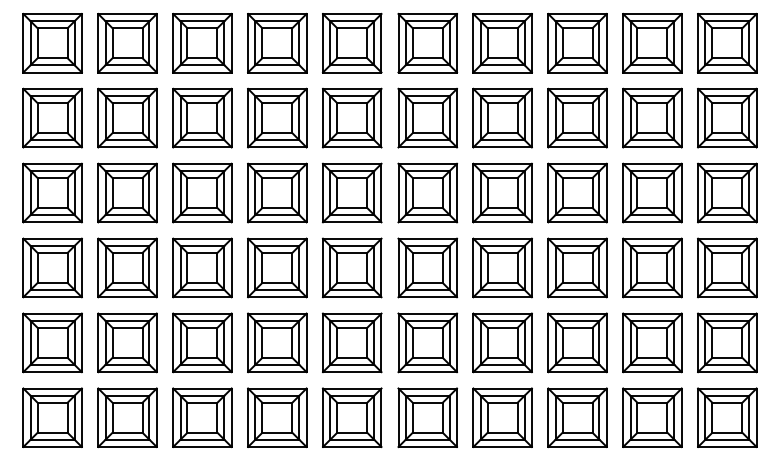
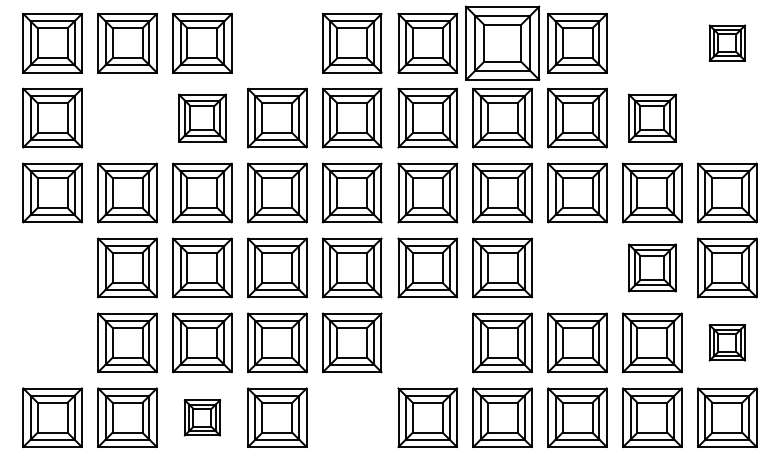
part: present -> none (277, 42)
part size: 61x62 px -> 76x76 px (502, 42)
part: present -> none (652, 42)
part size: 61x62 px -> 38x38 px (726, 42)
part: present -> none (127, 117)
part size: 61x62 px -> 49x50 px (202, 117)
part size: 61x62 px -> 49x50 px (652, 117)
part: present -> none (727, 117)
part: present -> none (52, 267)
part: present -> none (577, 267)
part size: 61x62 px -> 49x50 px (652, 267)
part: present -> none (52, 342)
part: present -> none (427, 342)
part size: 61x62 px -> 38x38 px (726, 342)
part size: 61x62 px -> 39x38 px (202, 417)
part: present -> none (351, 417)
